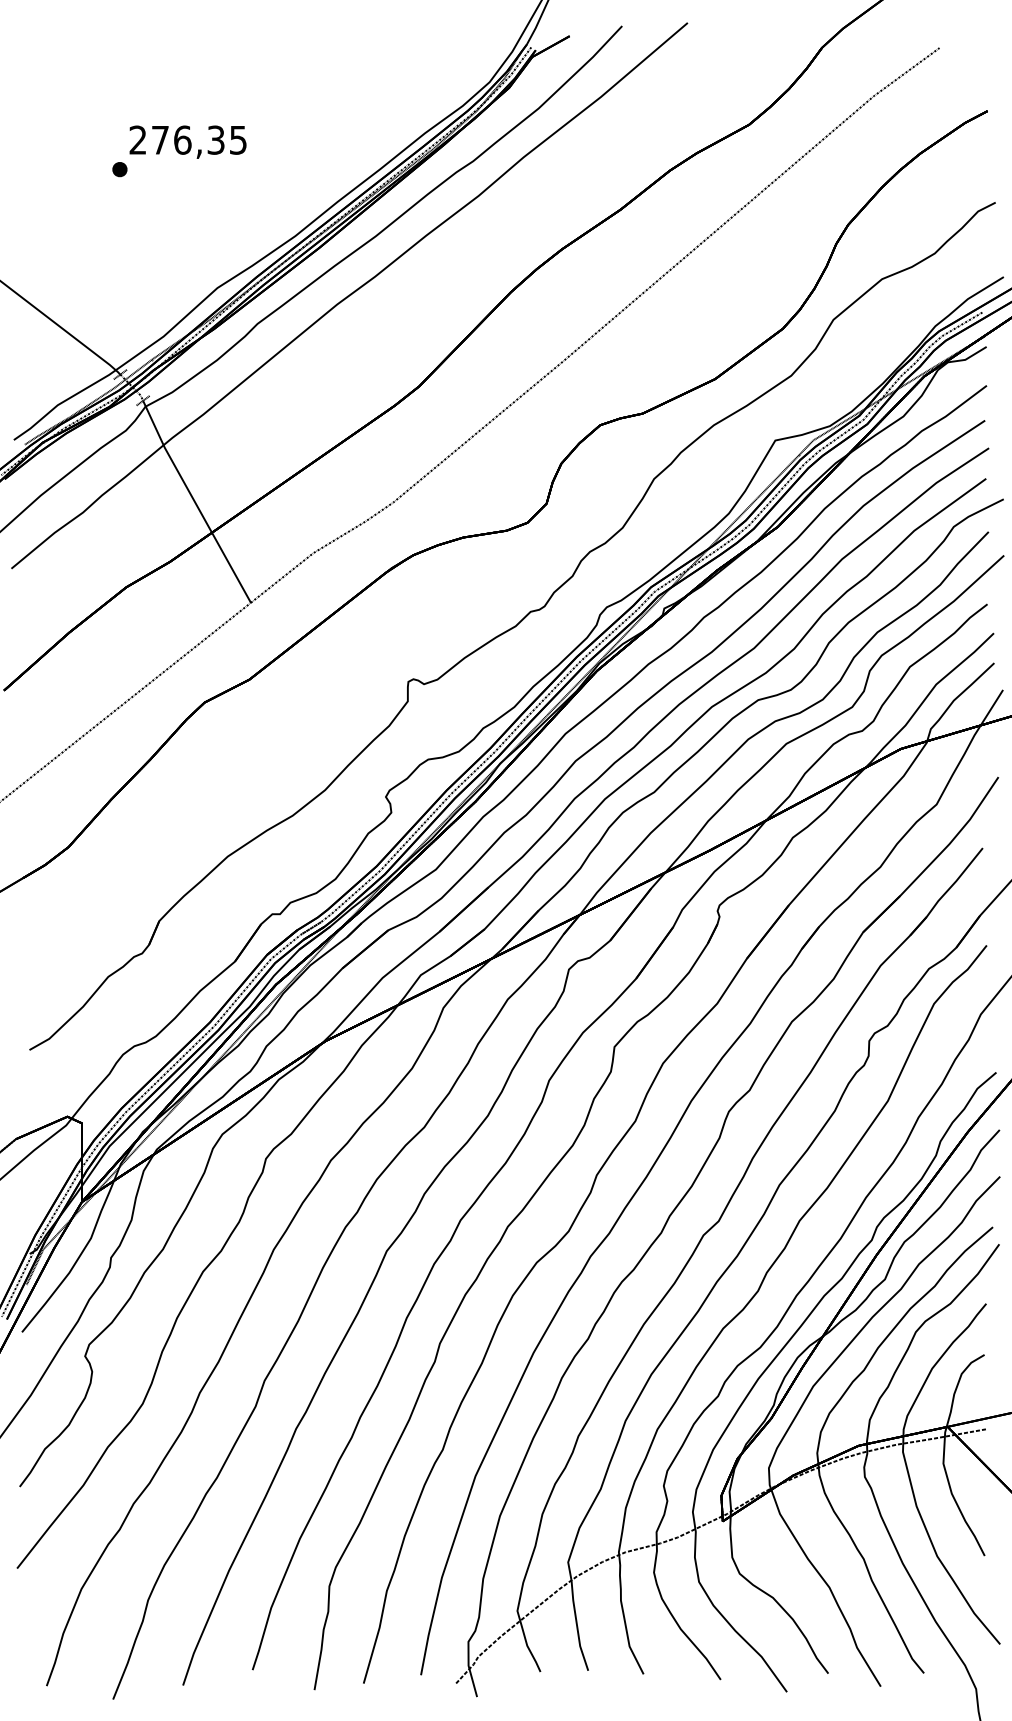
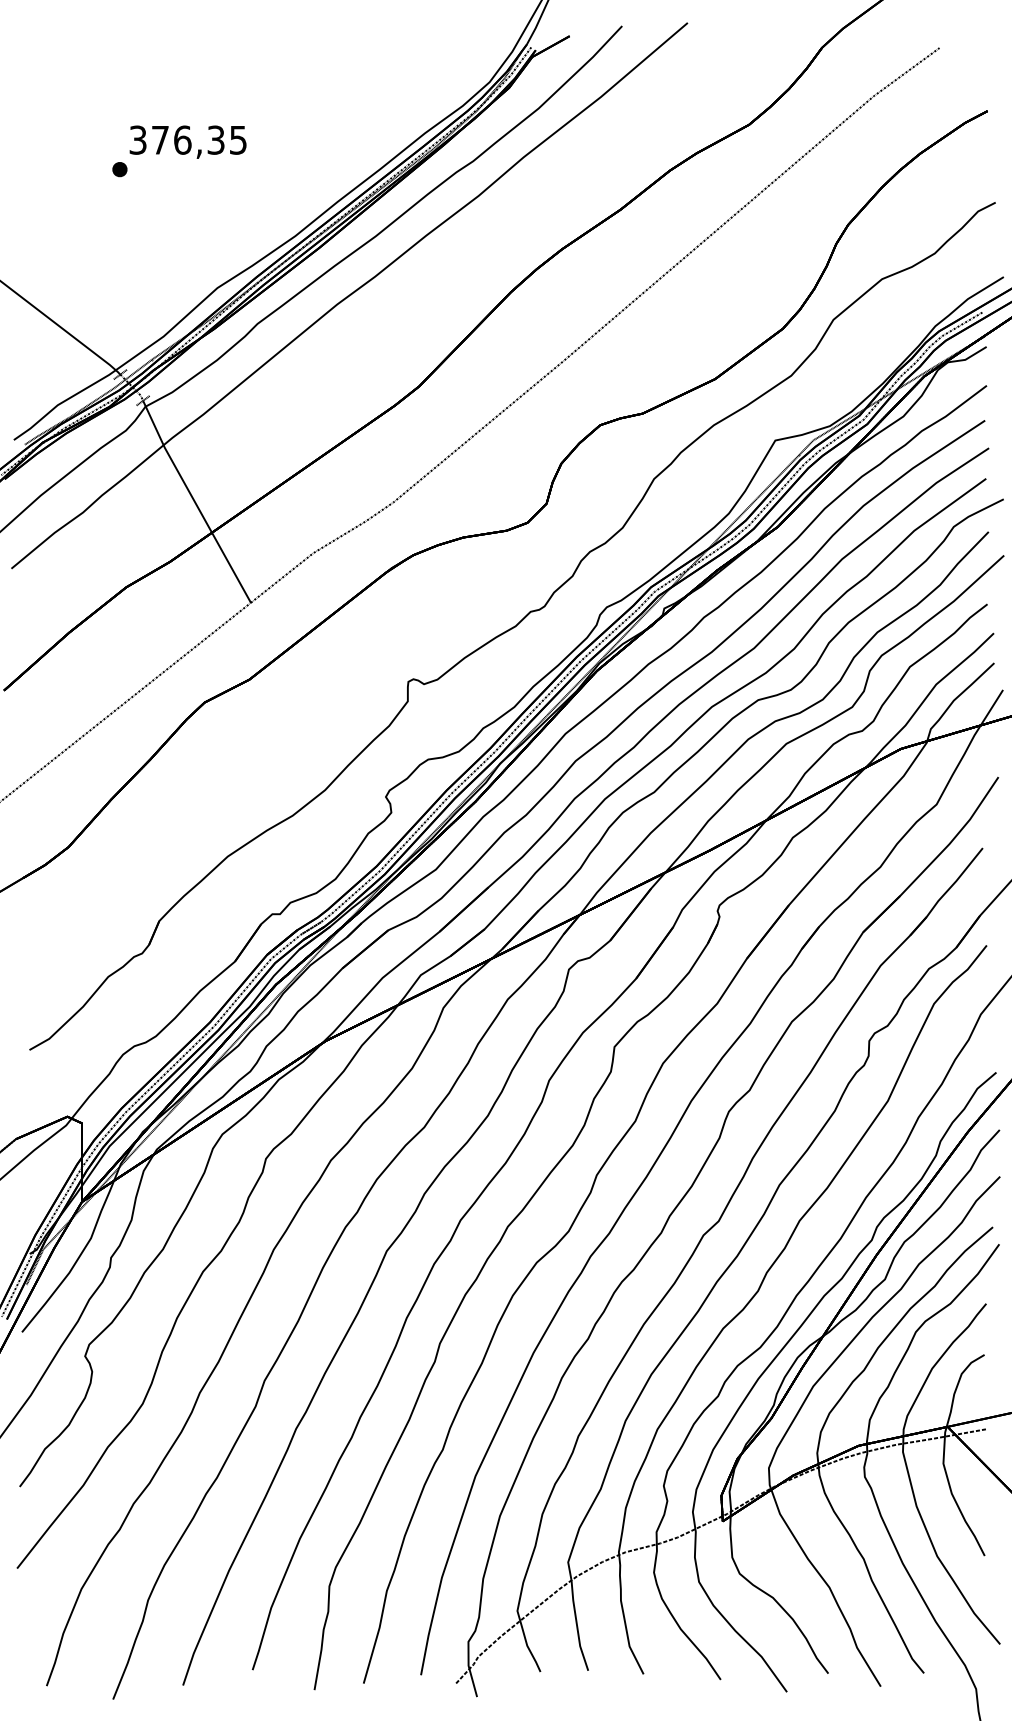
text: 276,35 -> 376,35 (137, 139)
